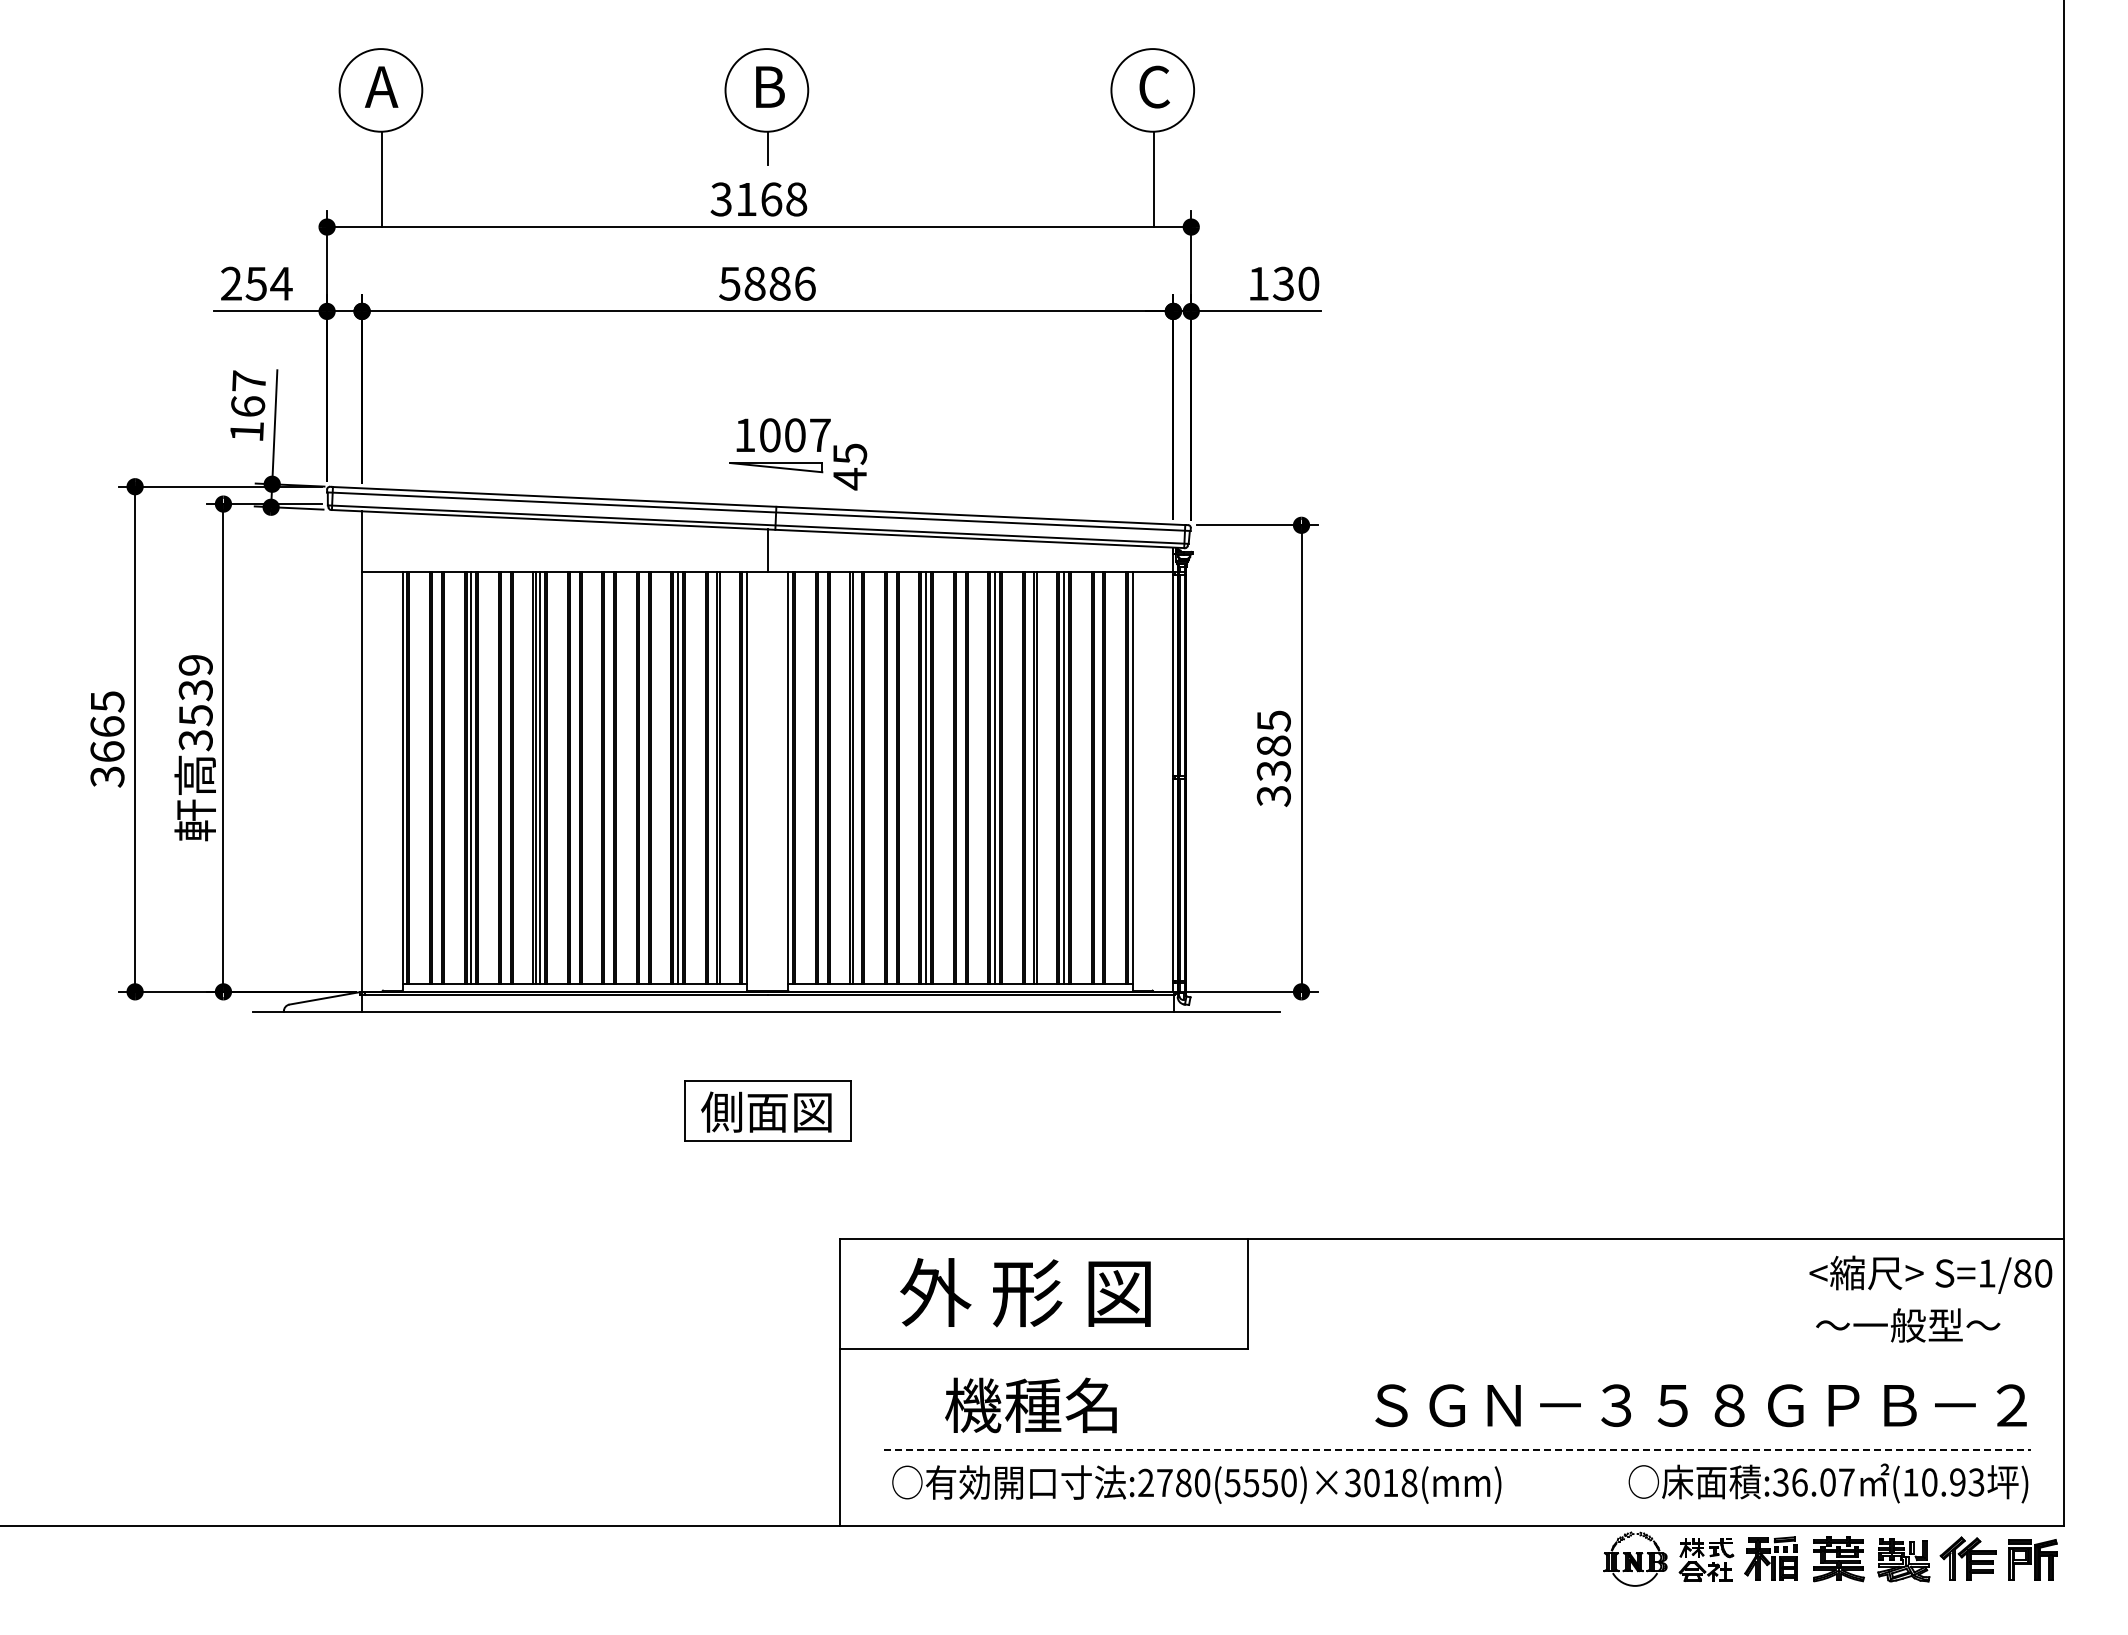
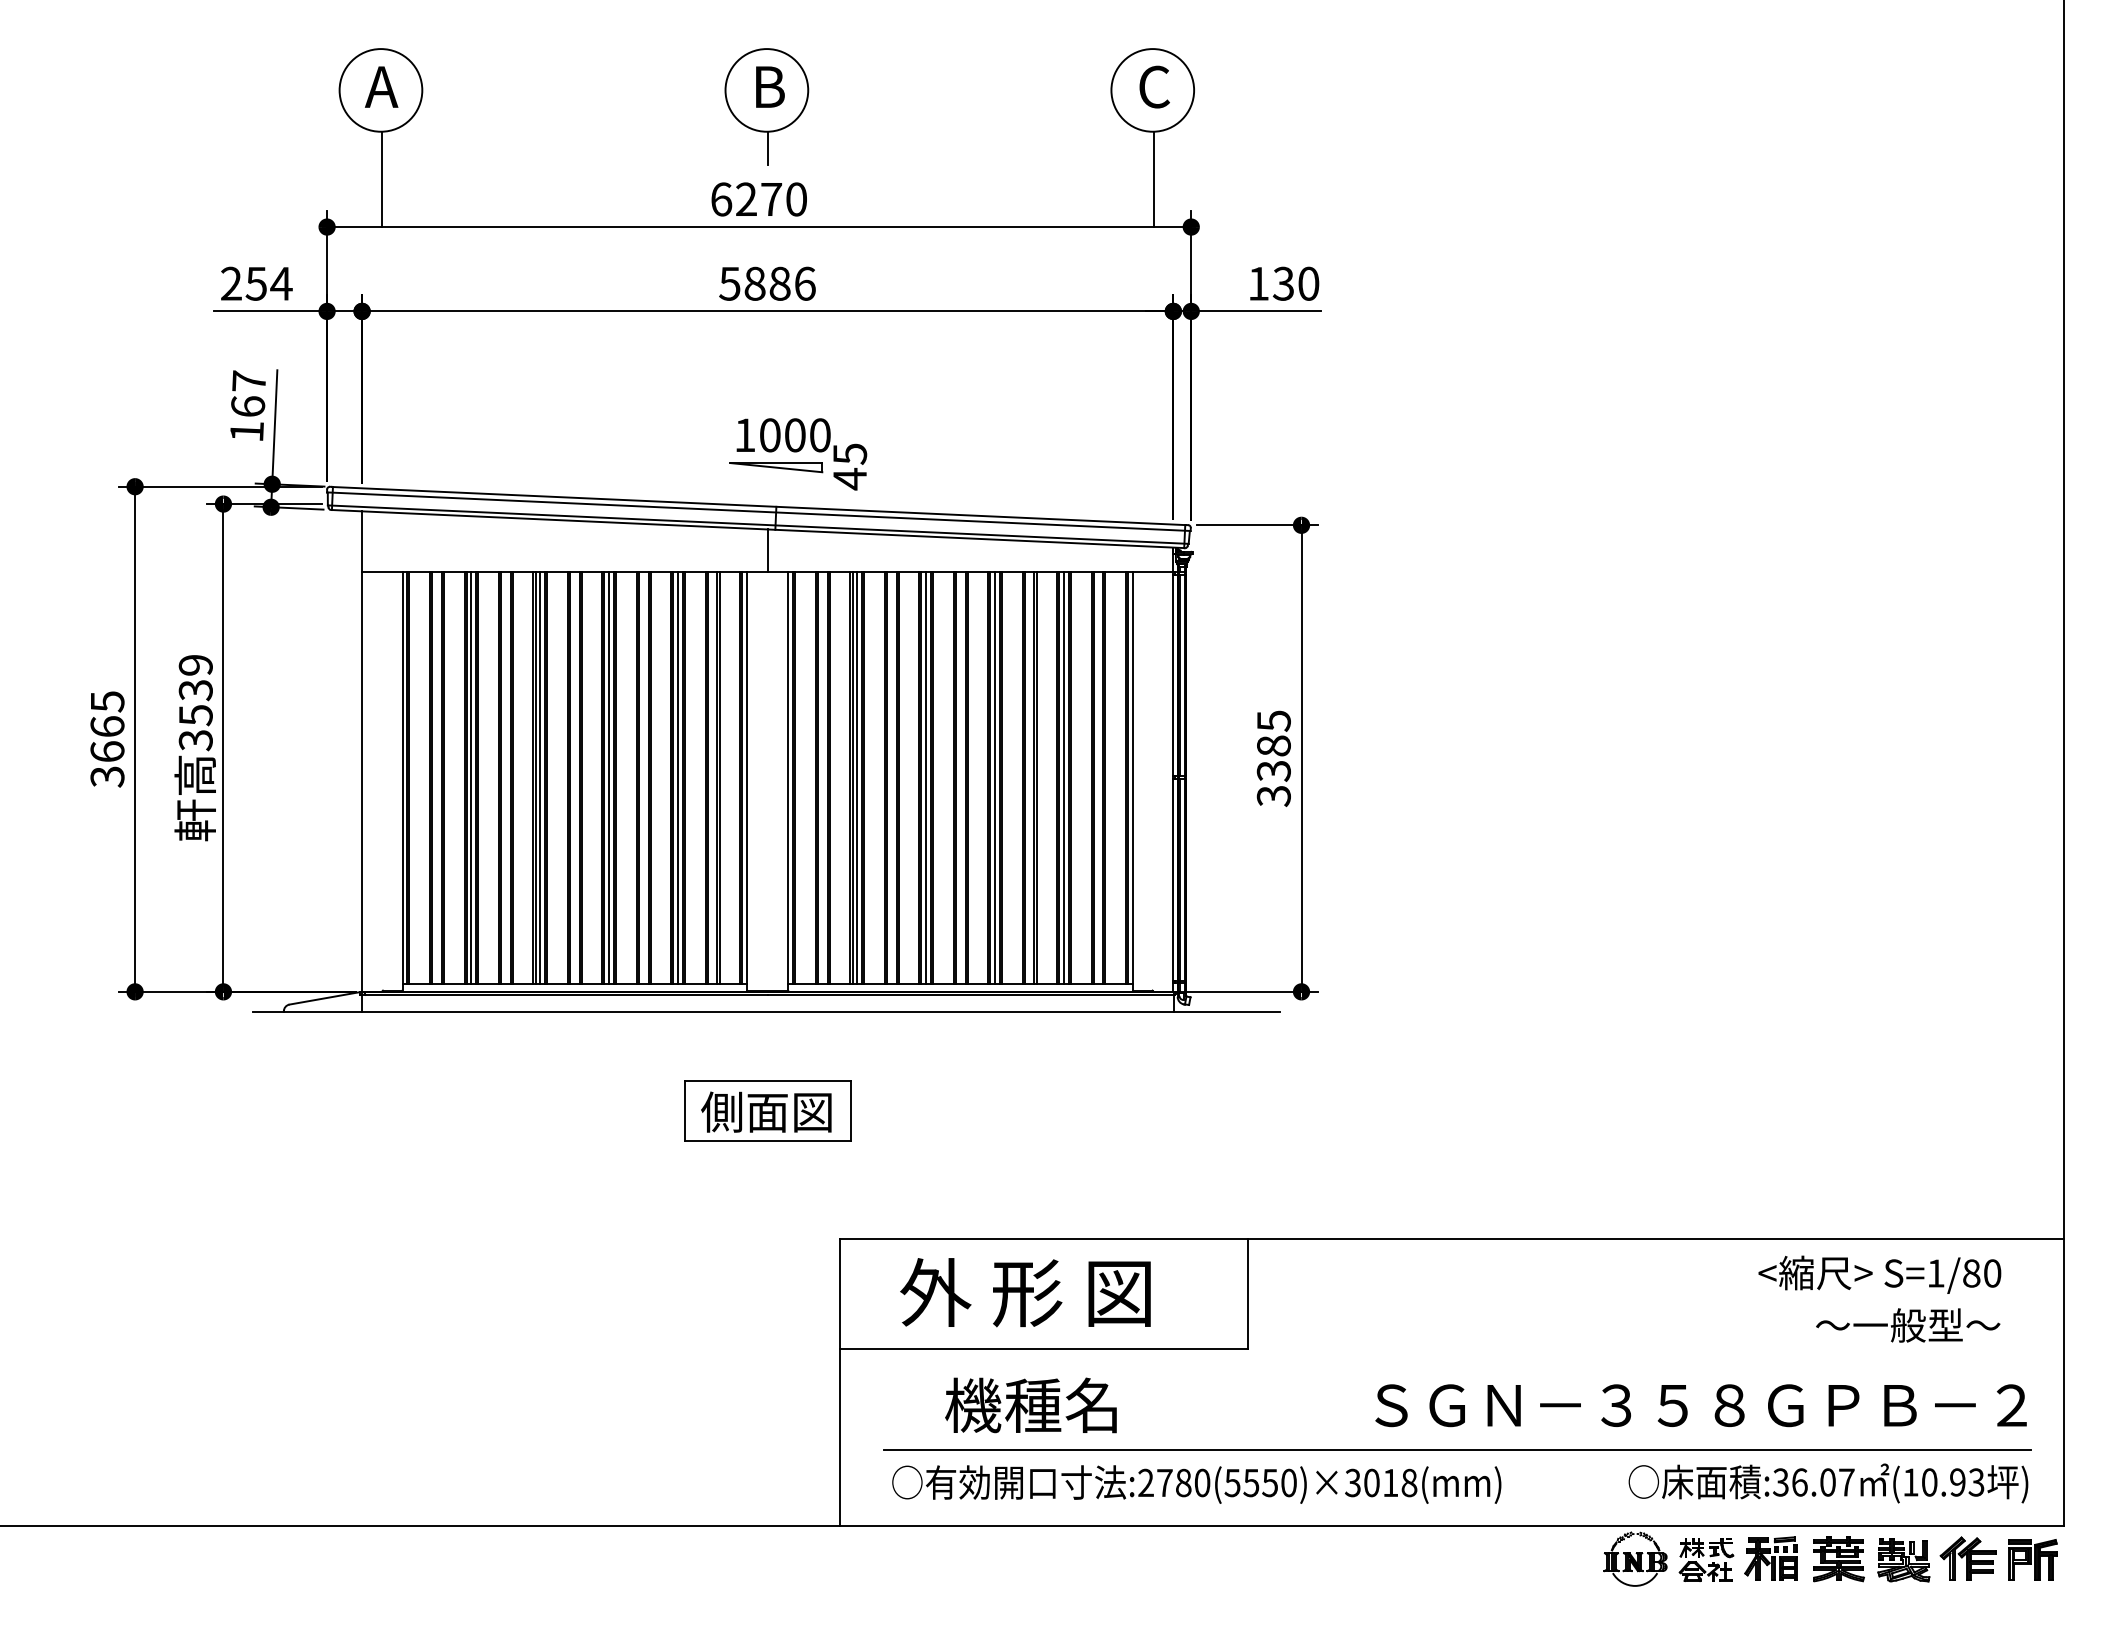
text: 3168 -> 6270 (758, 199)
text: 1007 -> 1000 (820, 435)
line: none -> present (609, 777)
line: none -> present (857, 777)
text position: (1930, 1274) -> (1879, 1274) (1879, 1274)
line: dashed -> solid (1458, 1449)
